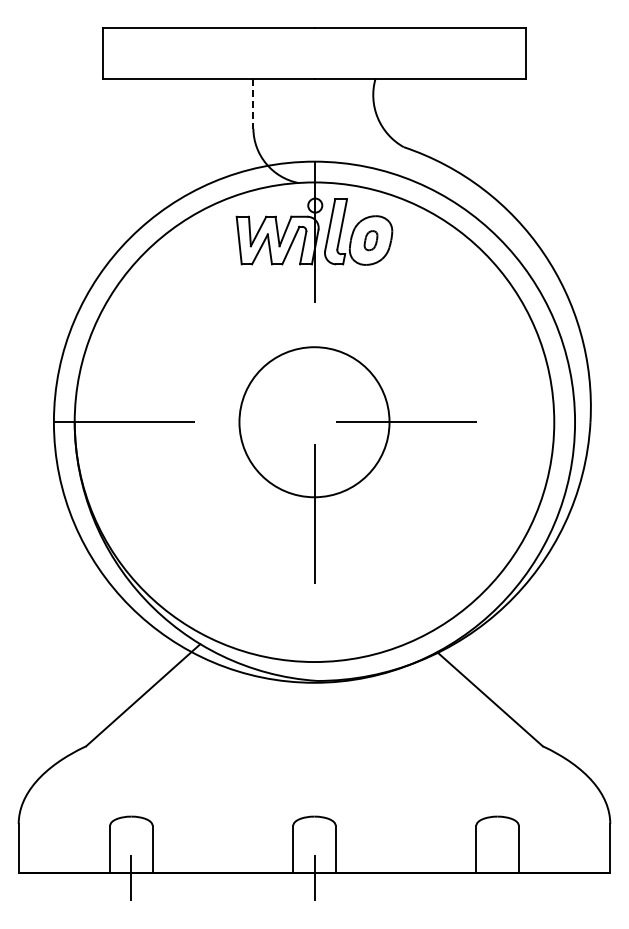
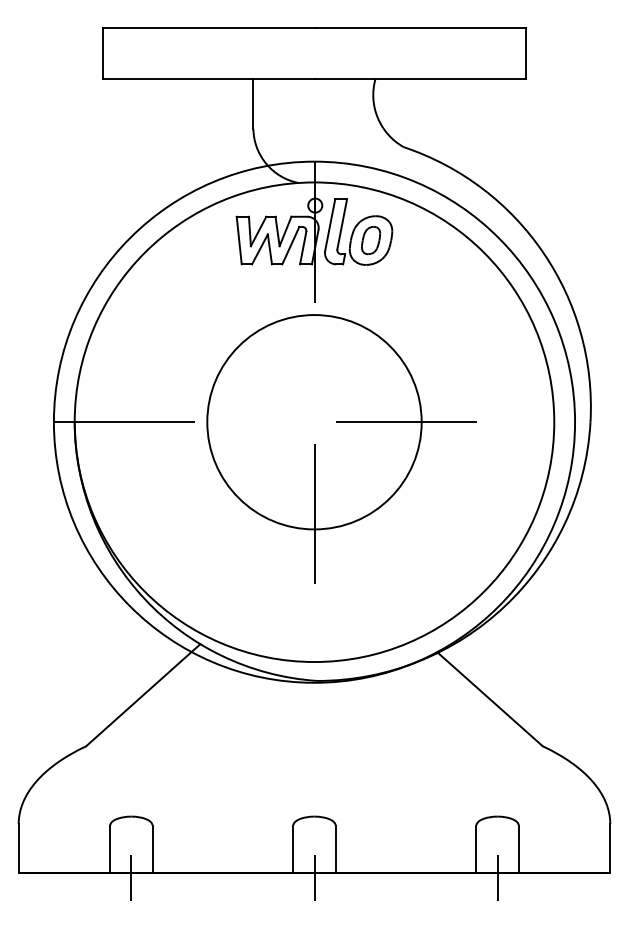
line: dashed -> solid (253, 104)
part size: 16x22 px -> 20x30 px (370, 240)
circle diameter: 150 px -> 214 px (314, 422)
line: none -> present (497, 878)
